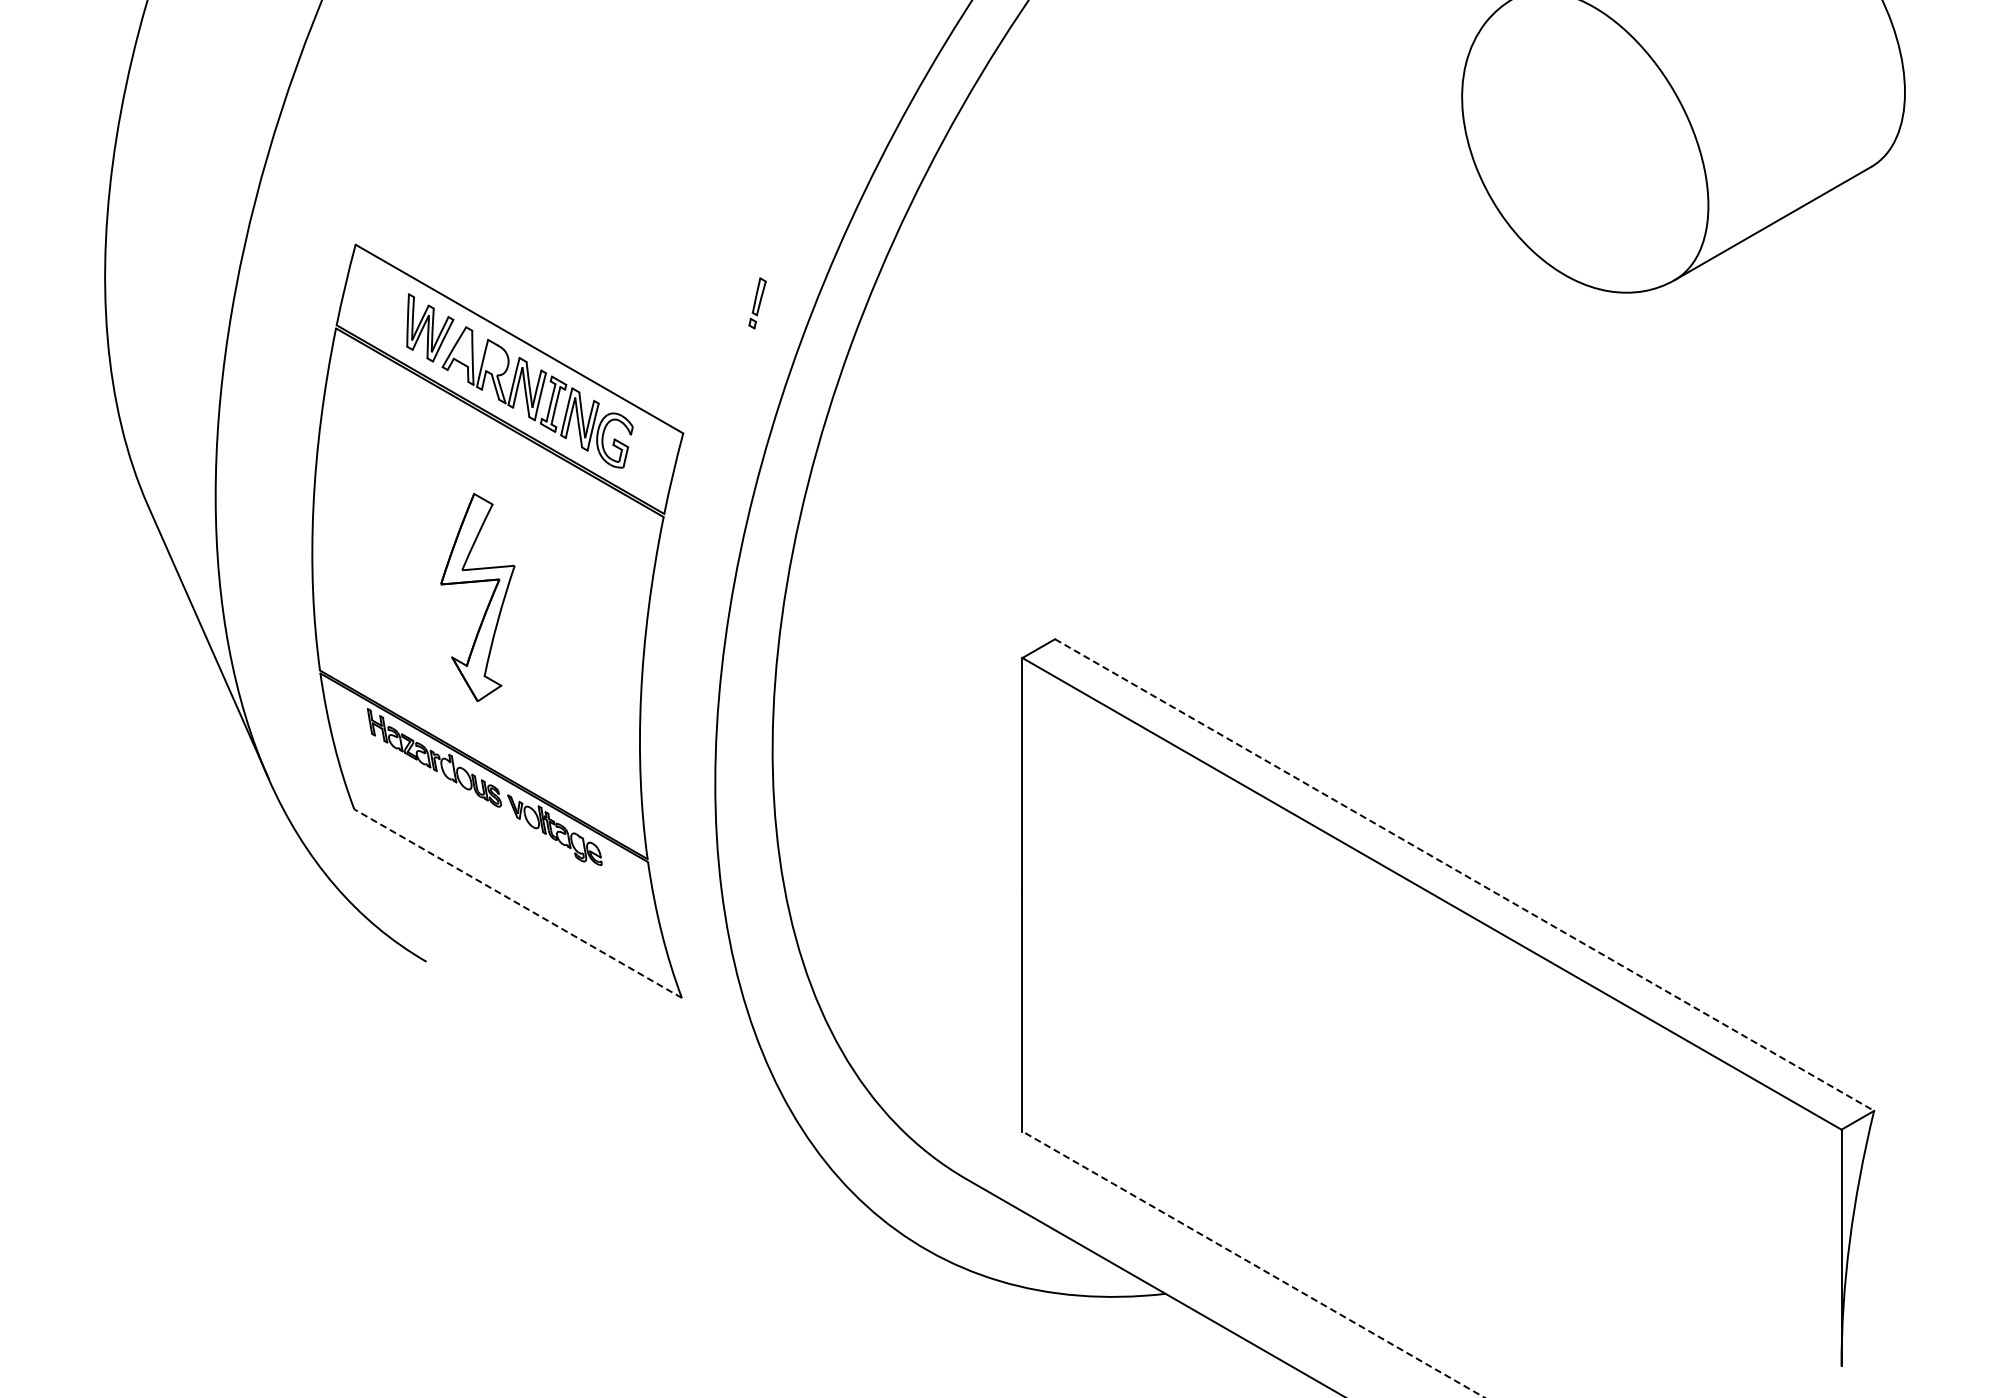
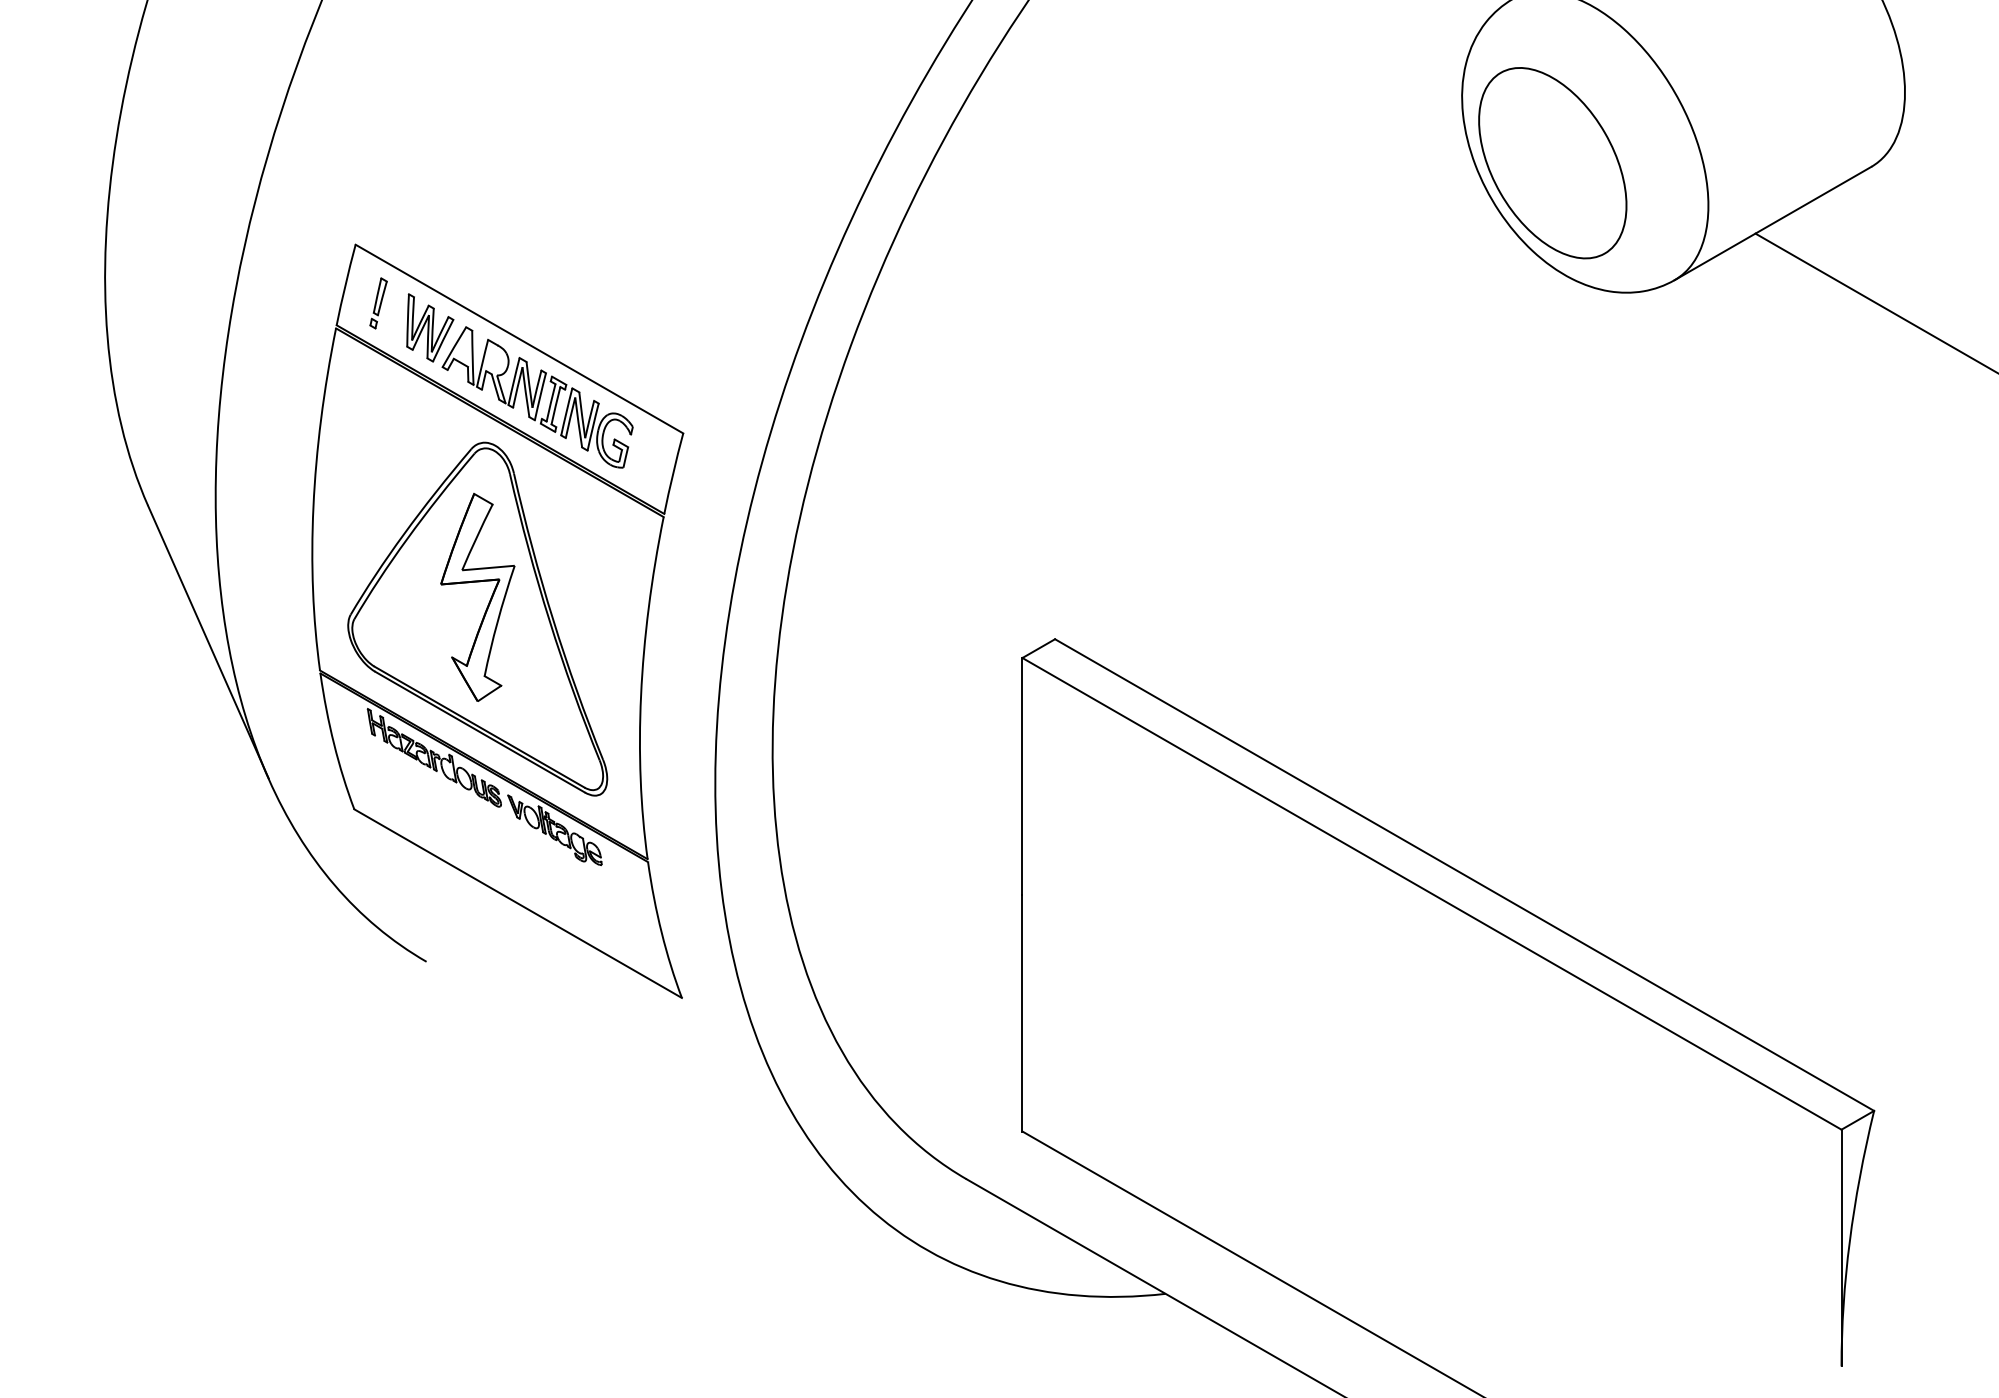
part: none -> present (1552, 163)
line: none -> present (1875, 302)
part position: (757, 303) -> (378, 303) (378, 303)
part: none -> present (477, 618)
line: dashed -> solid (1464, 875)
line: dashed -> solid (517, 903)
line: dashed -> solid (1253, 1264)
